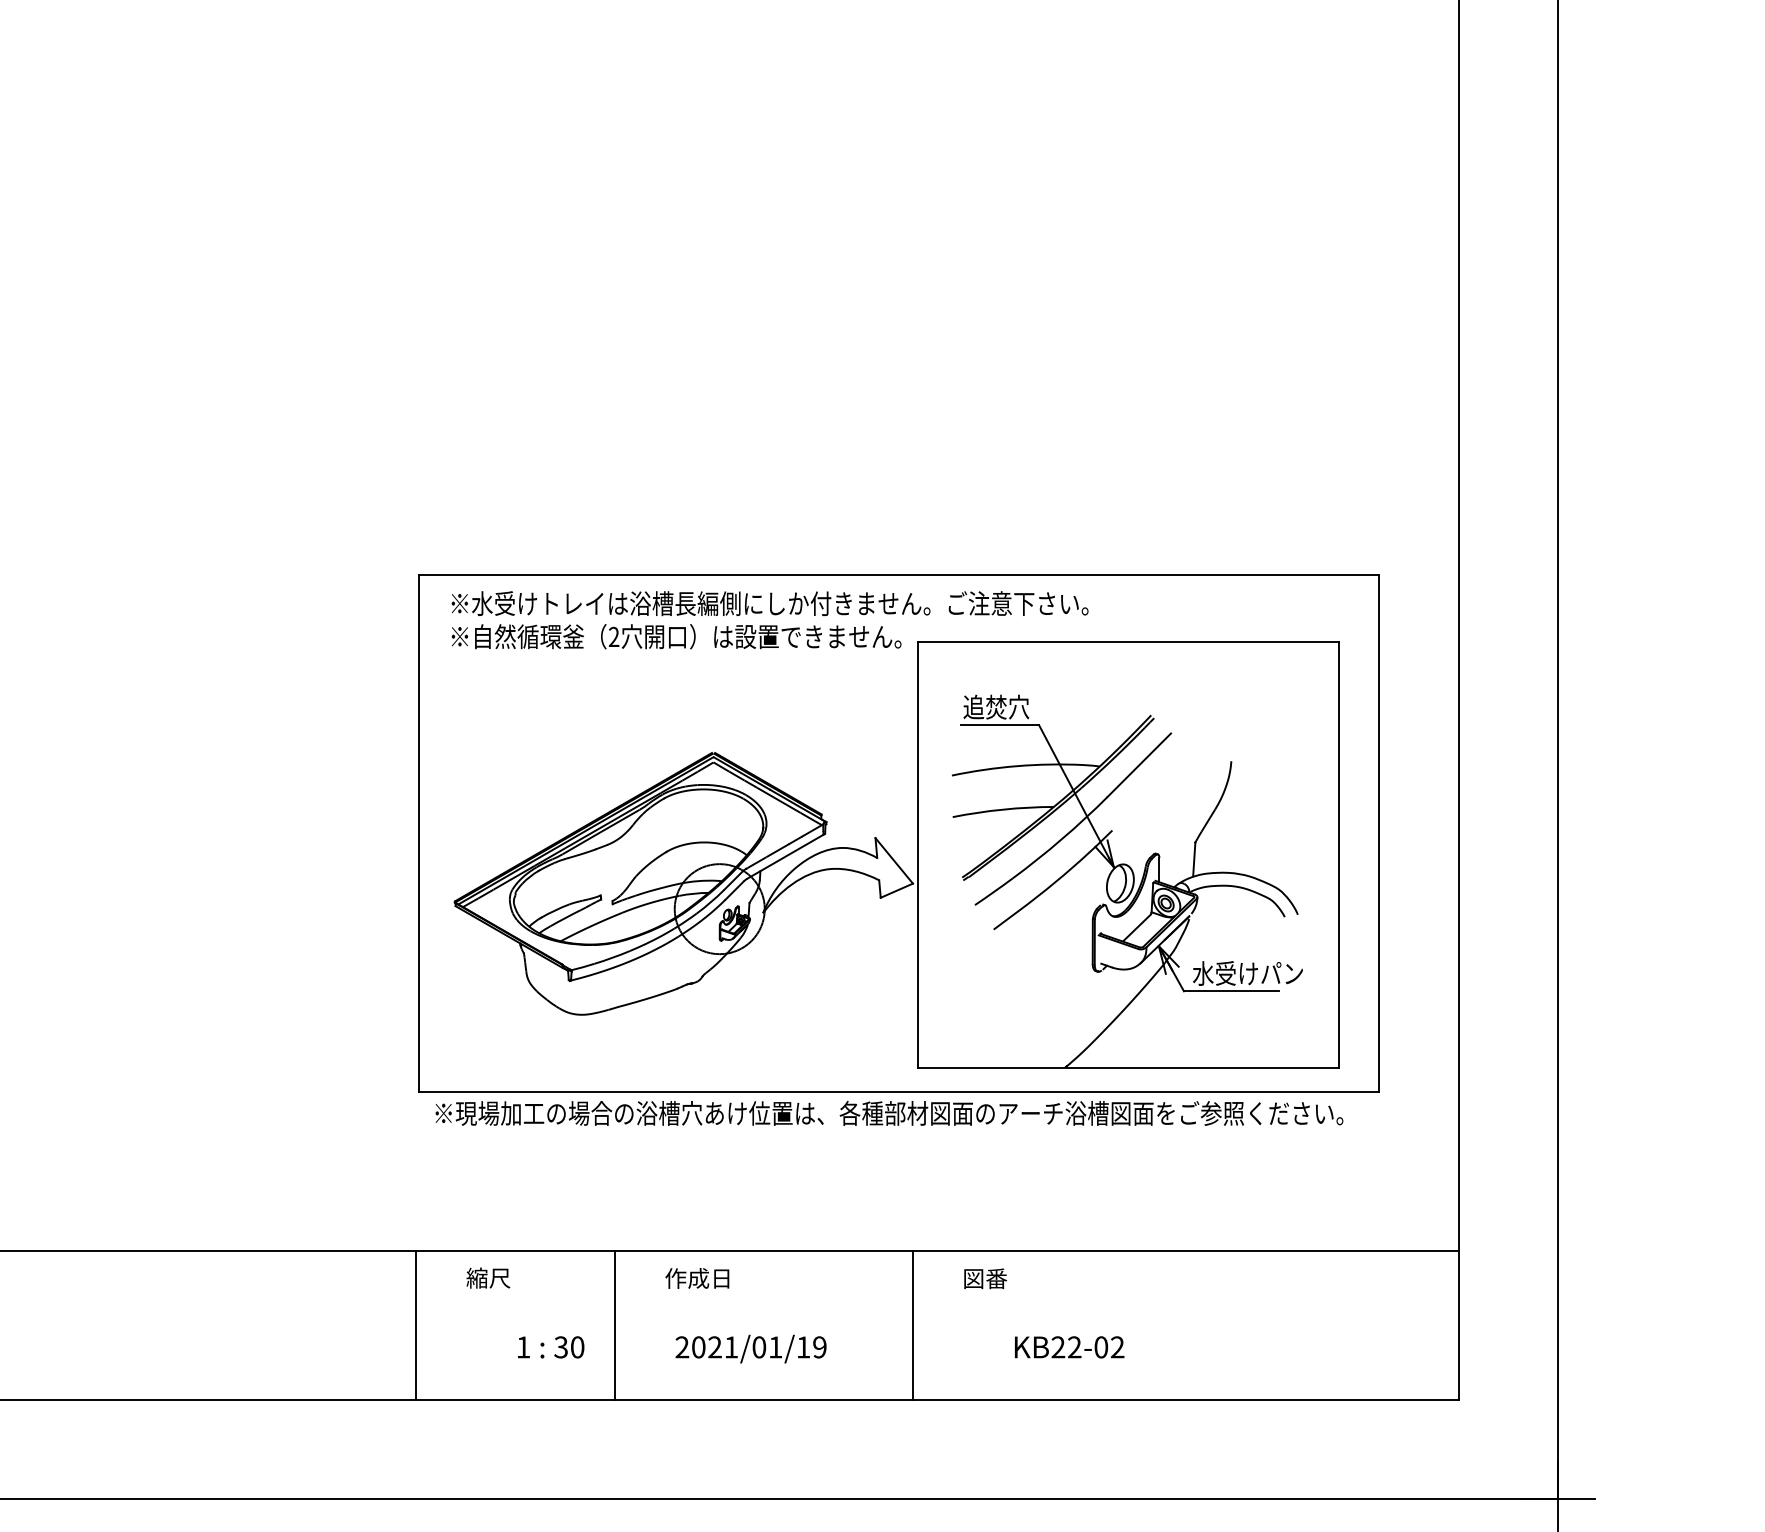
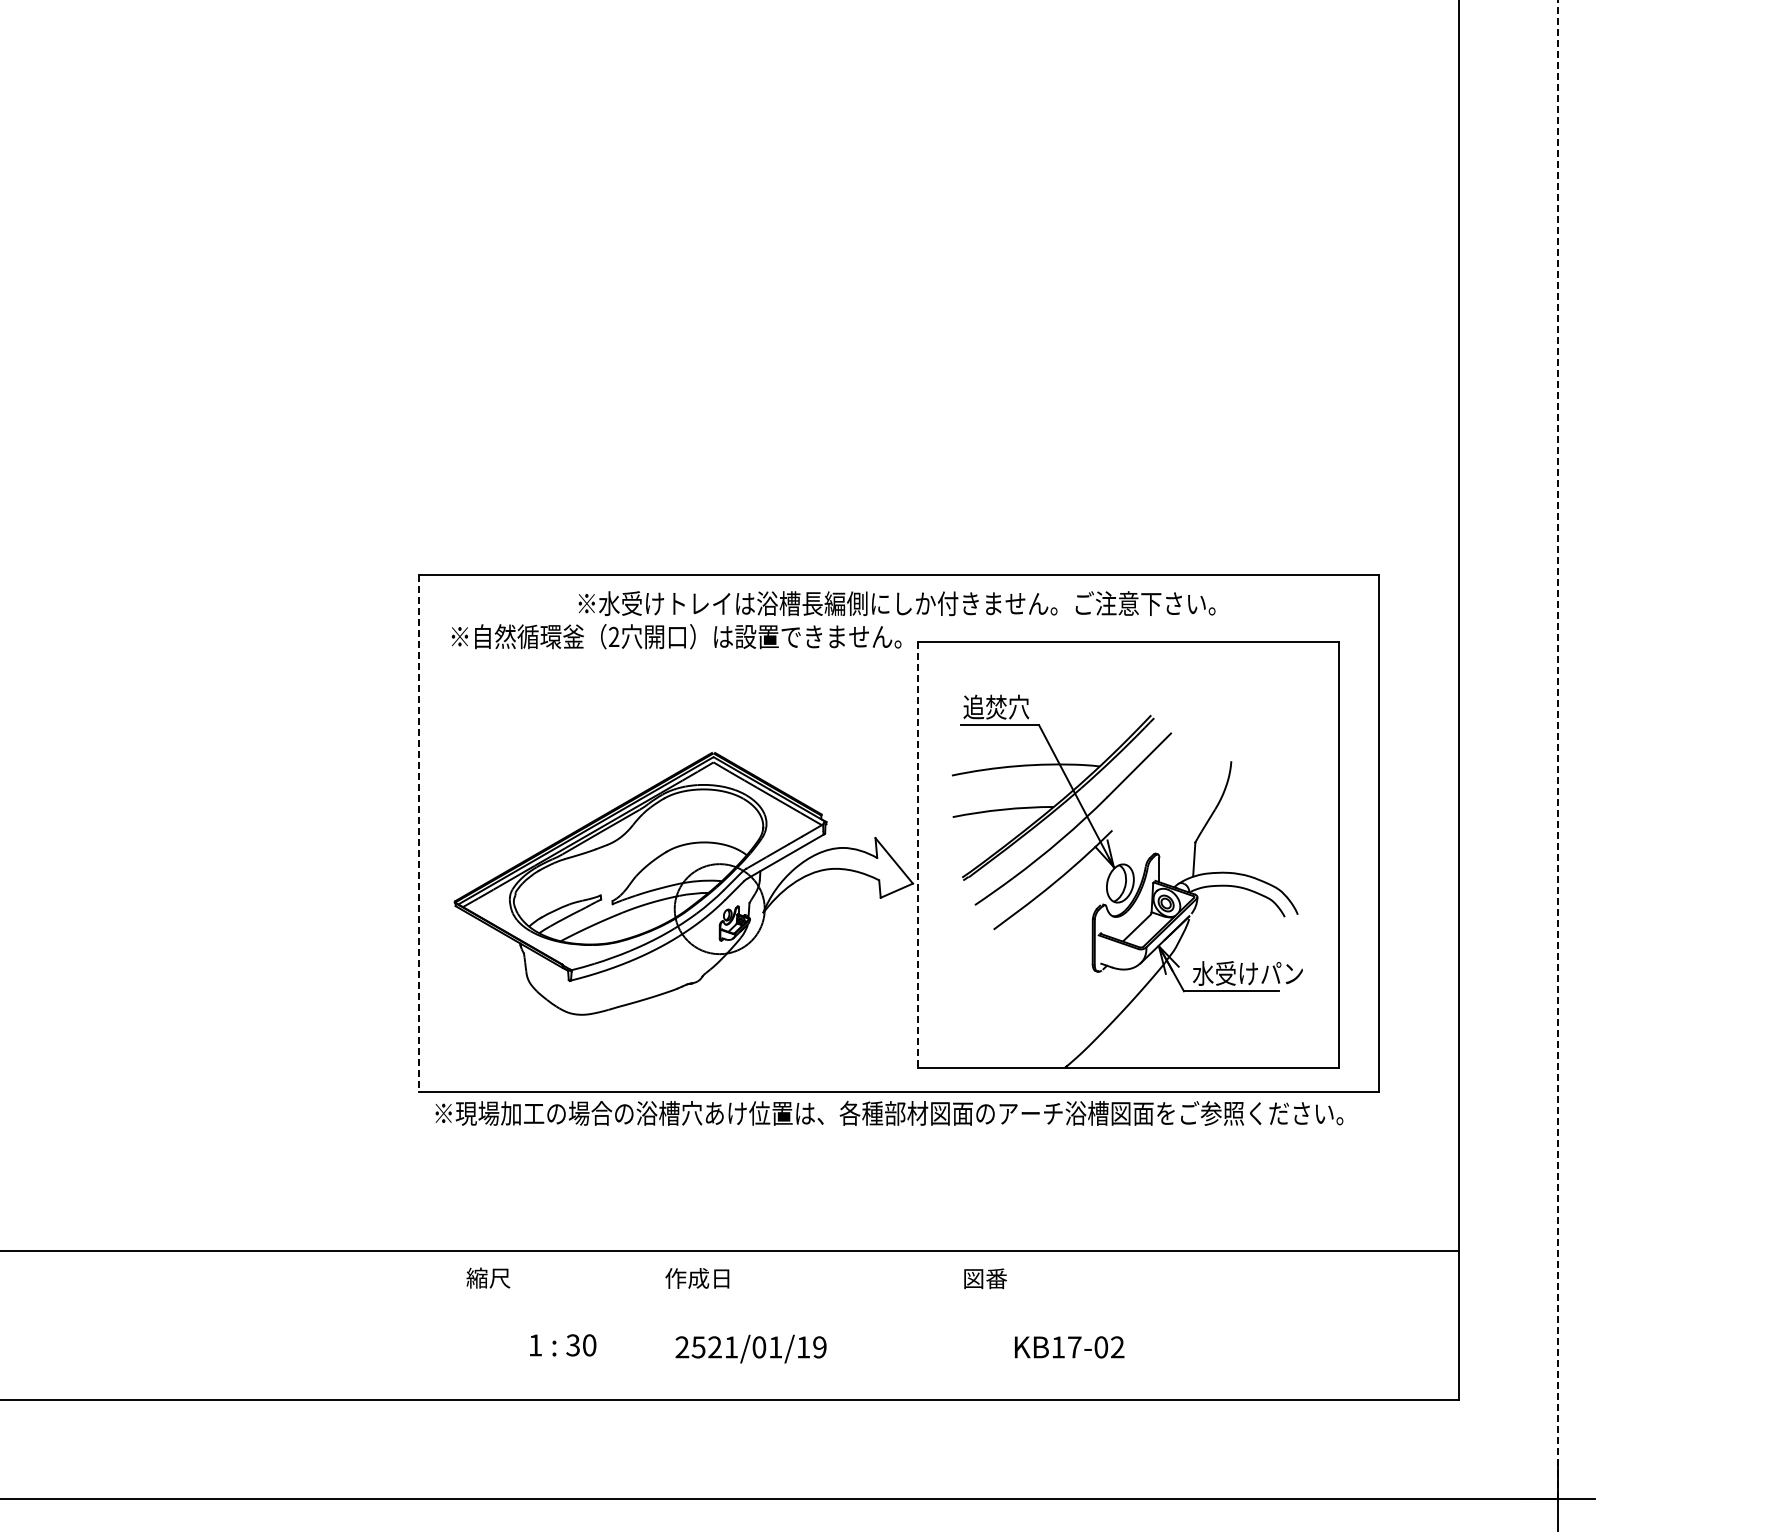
text position: (769, 603) -> (896, 603) (896, 603)
line: solid -> dashed (1558, 749)
line: solid -> dashed (419, 833)
line: solid -> dashed (917, 854)
line: present -> none (416, 1324)
line: present -> none (614, 1324)
line: present -> none (912, 1324)
text position: (551, 1347) -> (563, 1345) (563, 1345)
text: 2021/01/19 -> 2521/01/19 (698, 1347)
text: KB22-02 -> KB17-02 (1066, 1347)
